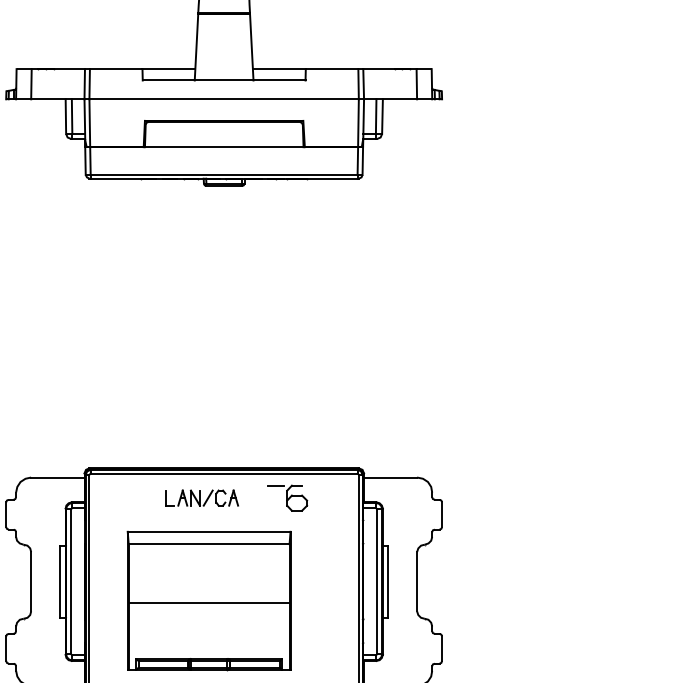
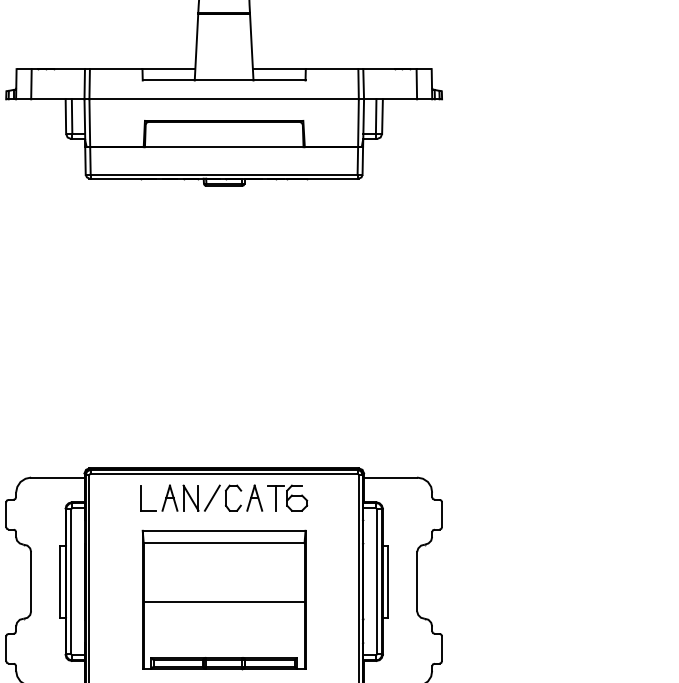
part size: 74x18 px -> 124x28 px (201, 497)
line: none -> present (276, 497)
part position: (208, 600) -> (223, 599) (223, 599)
